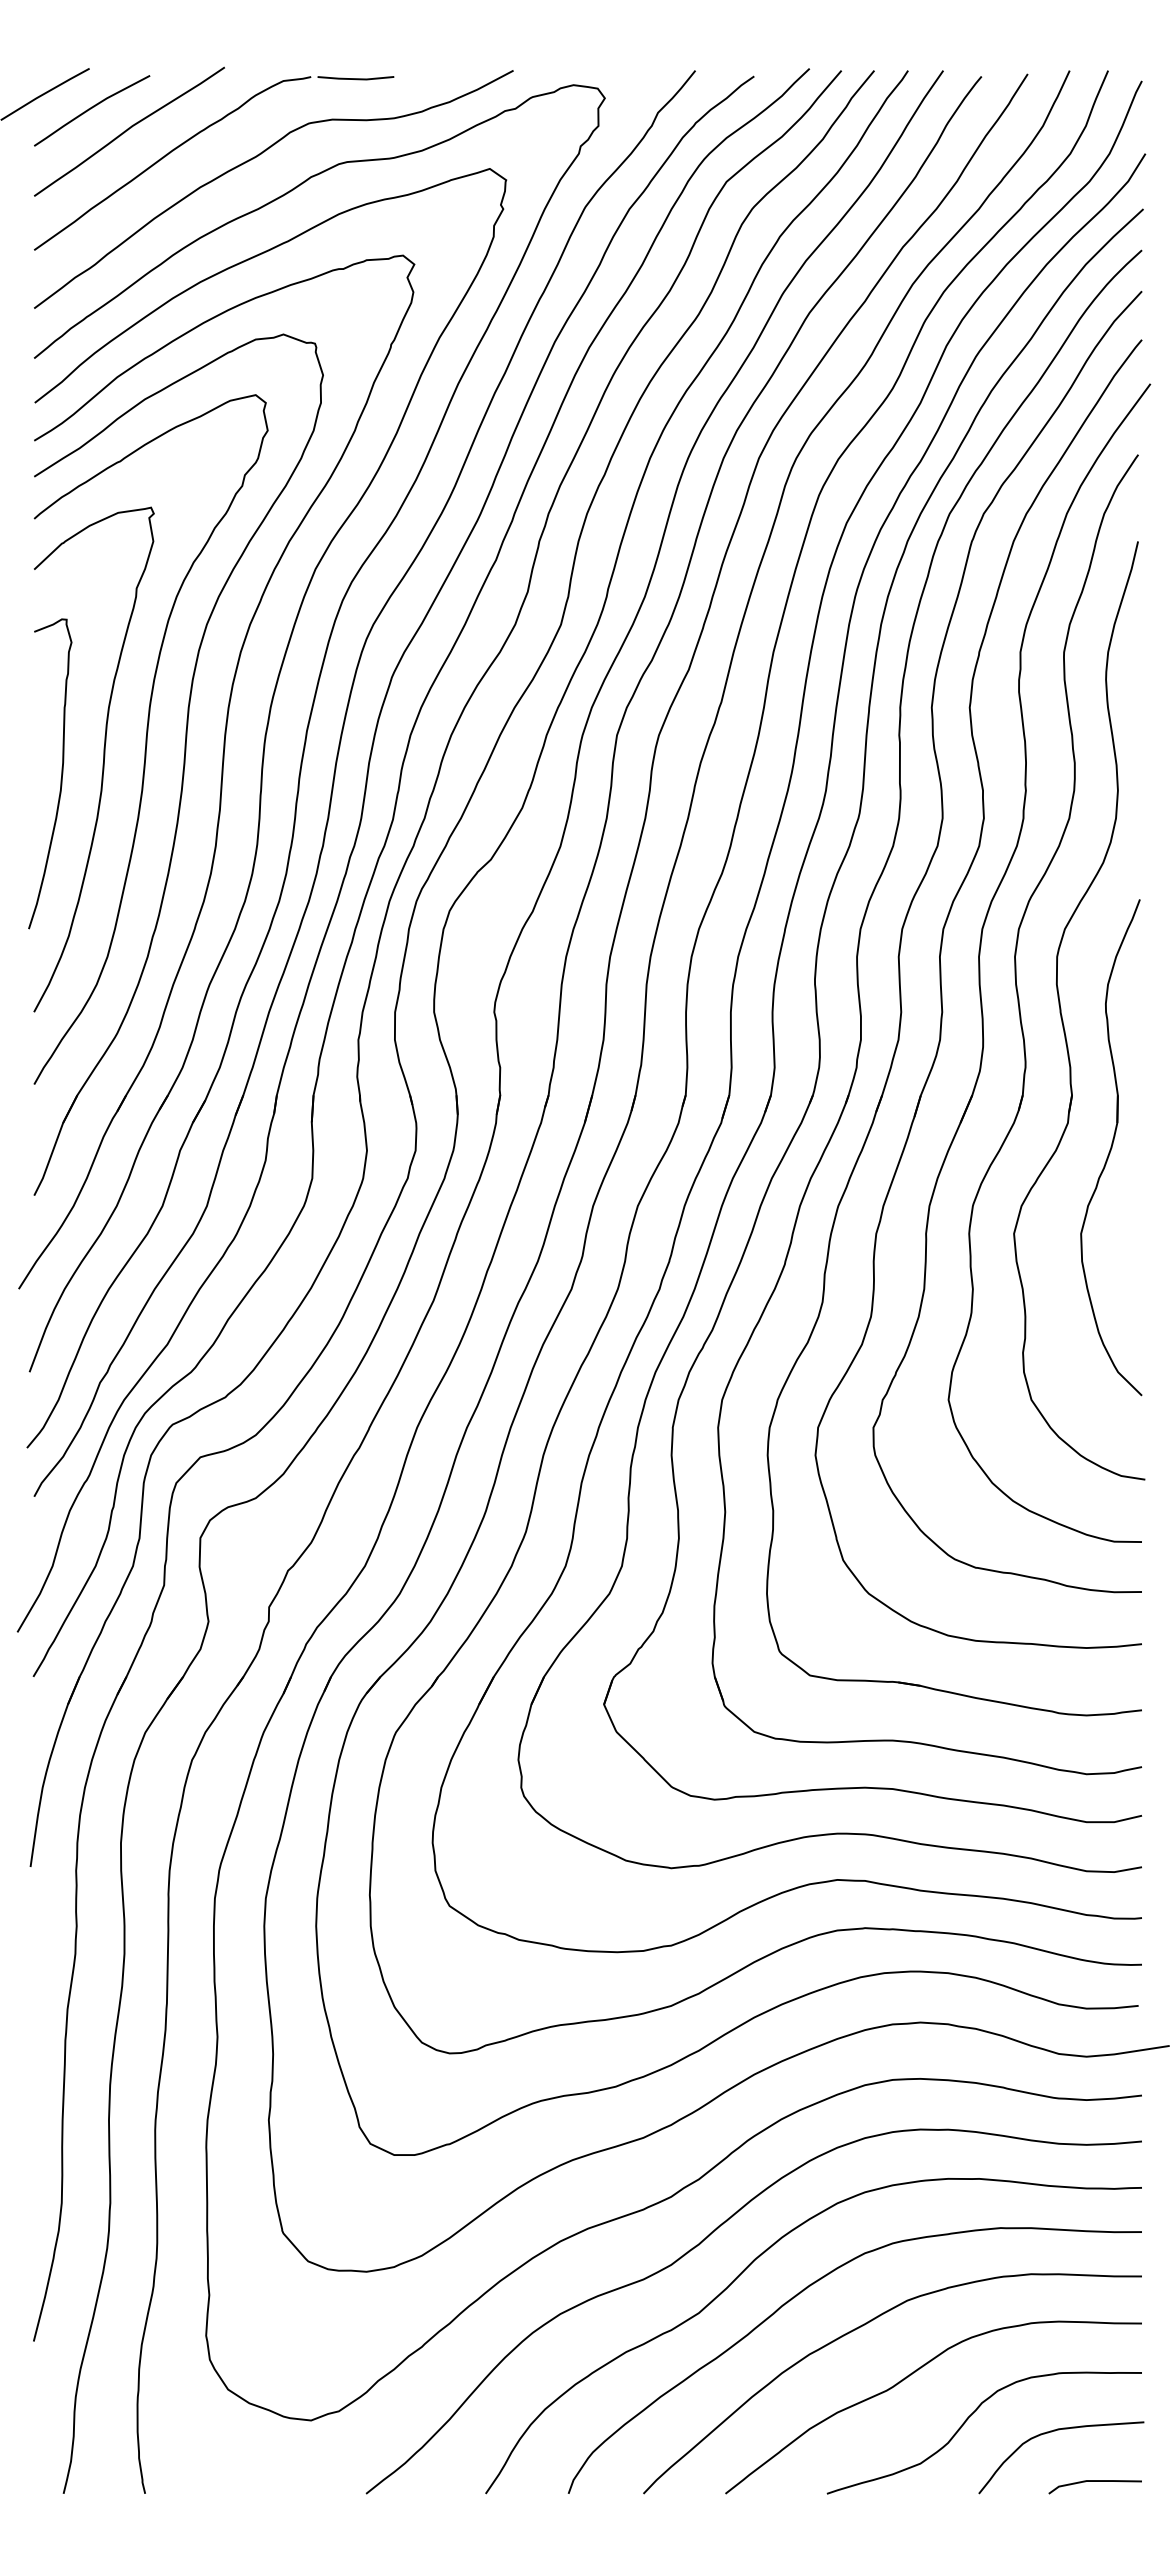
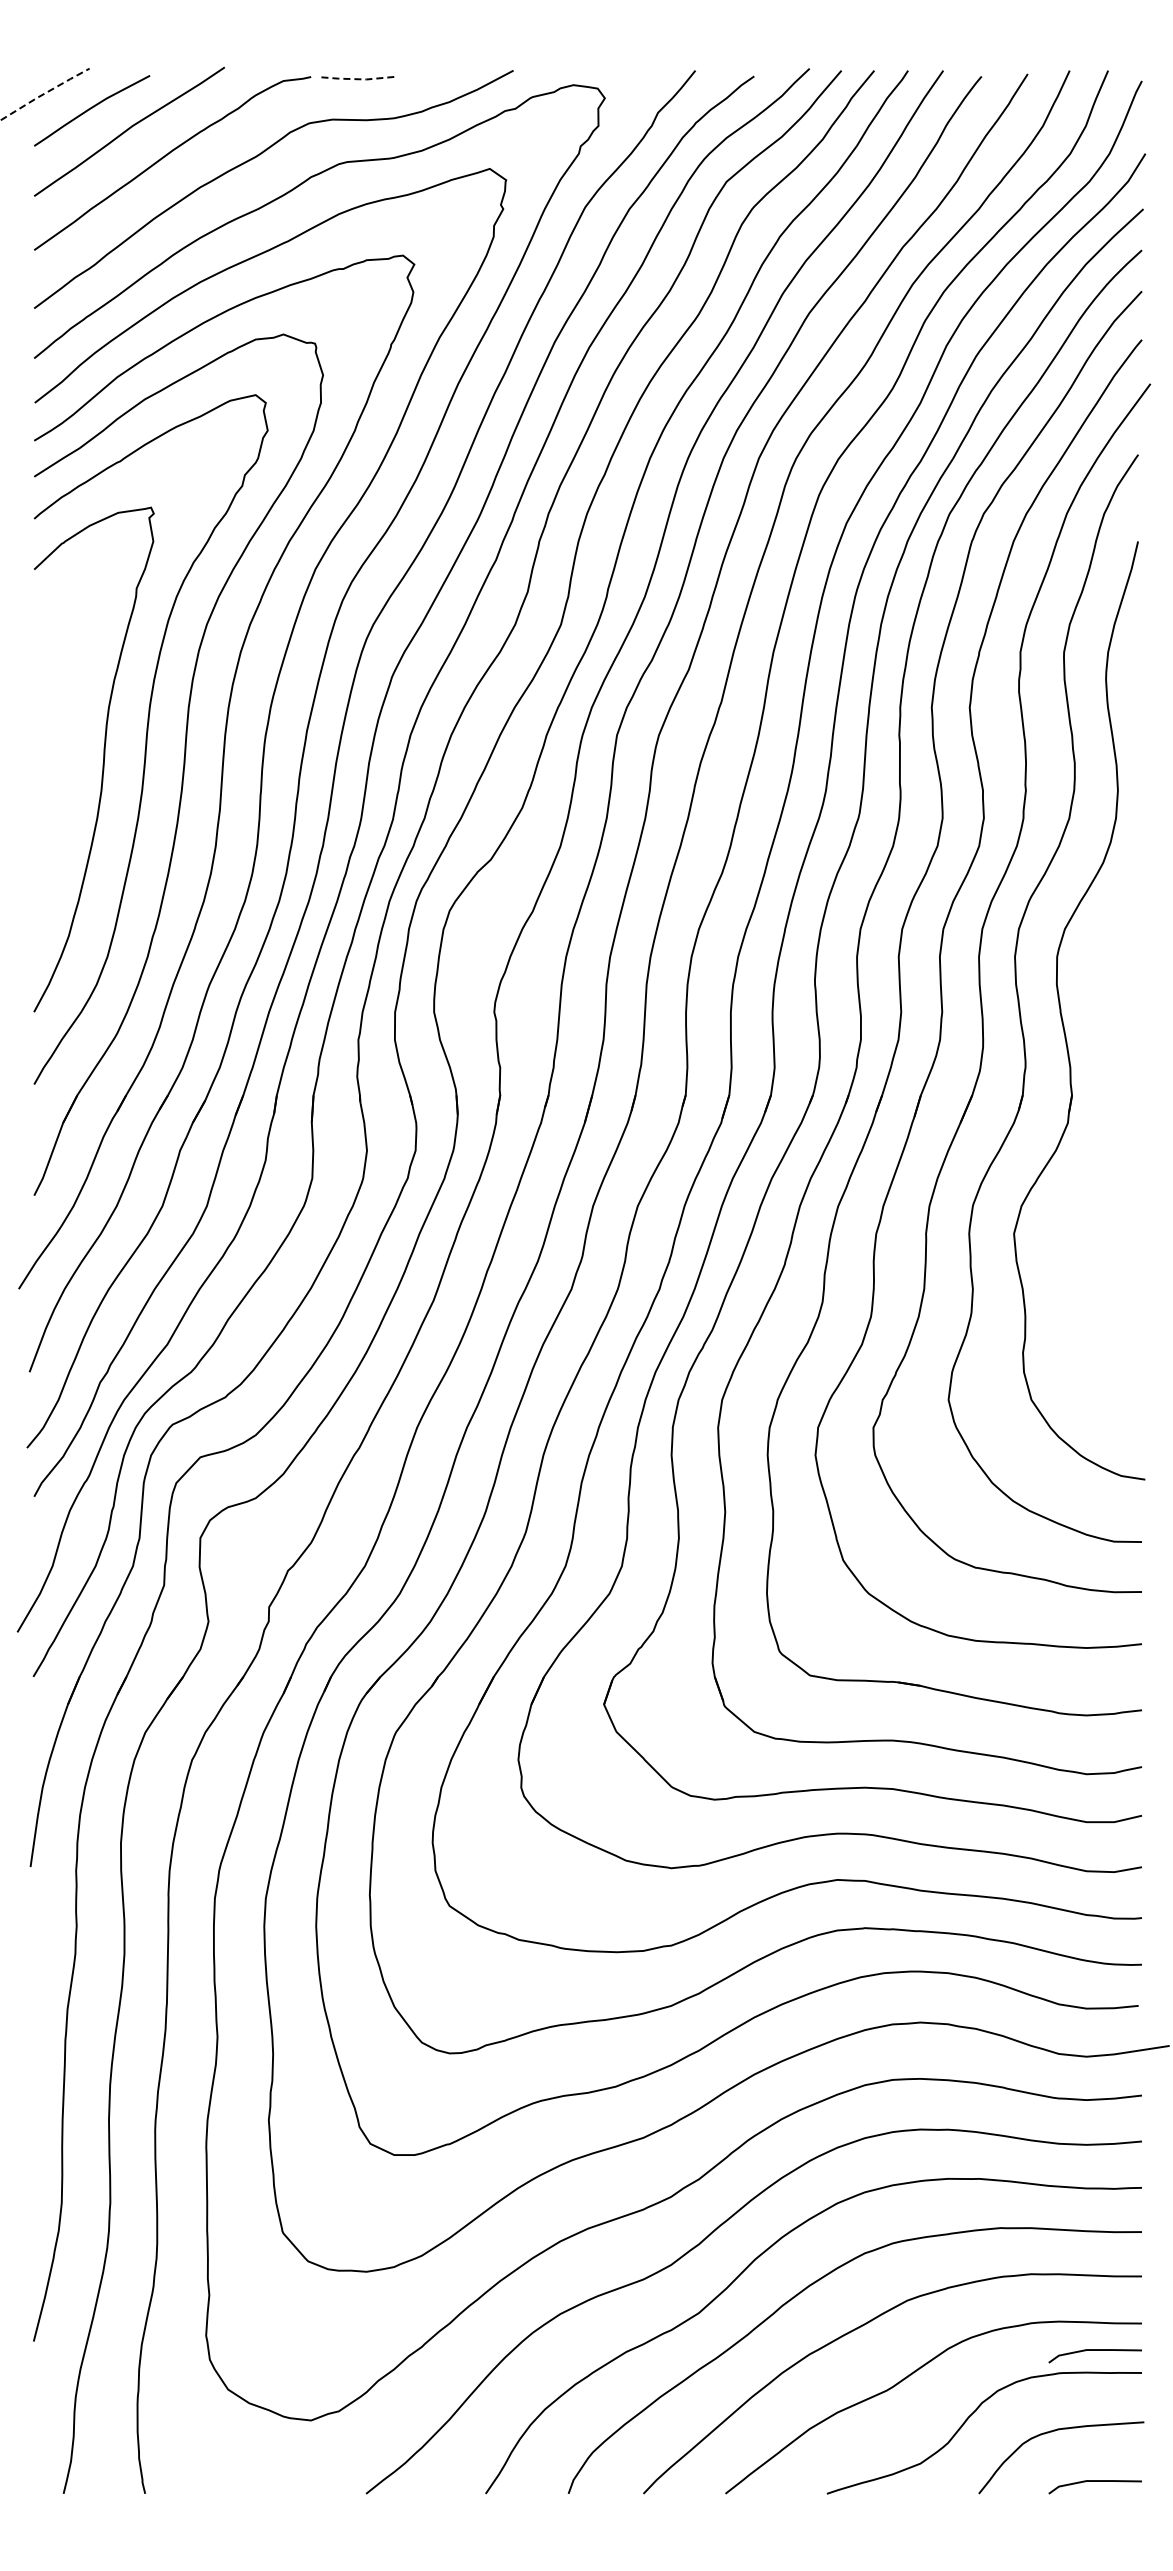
line: solid -> dashed (355, 79)
line: solid -> dashed (45, 93)
curve: present -> none (61, 773)
part: present -> none (1111, 1147)
line: none -> present (1094, 2350)
